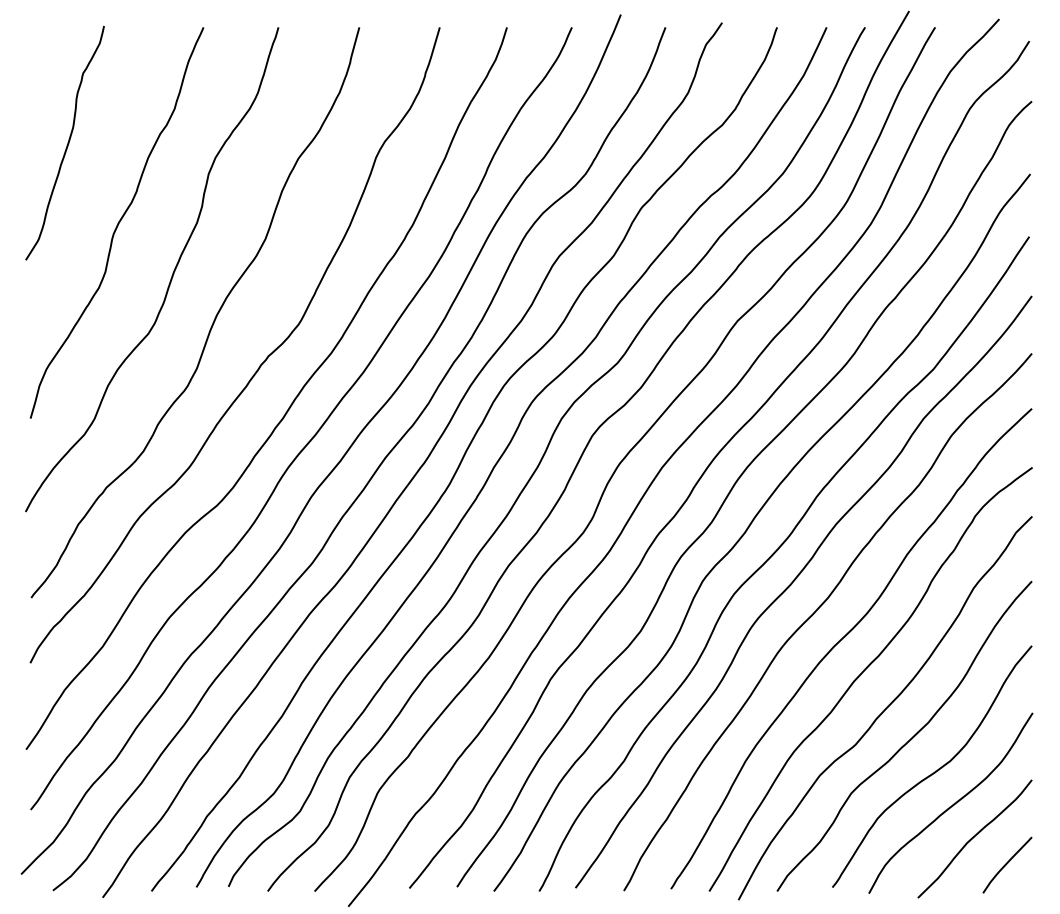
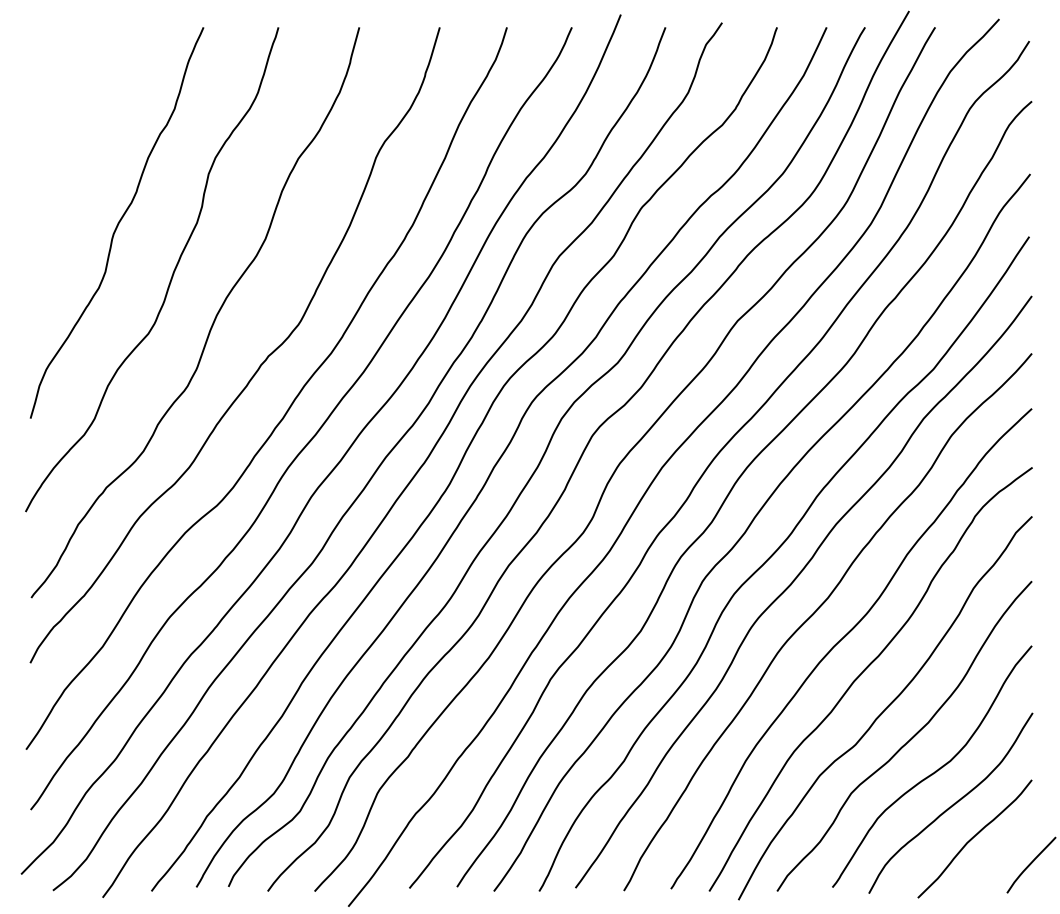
curve: present -> none (67, 142)
curve position: (1007, 864) -> (1031, 864) (1031, 864)
